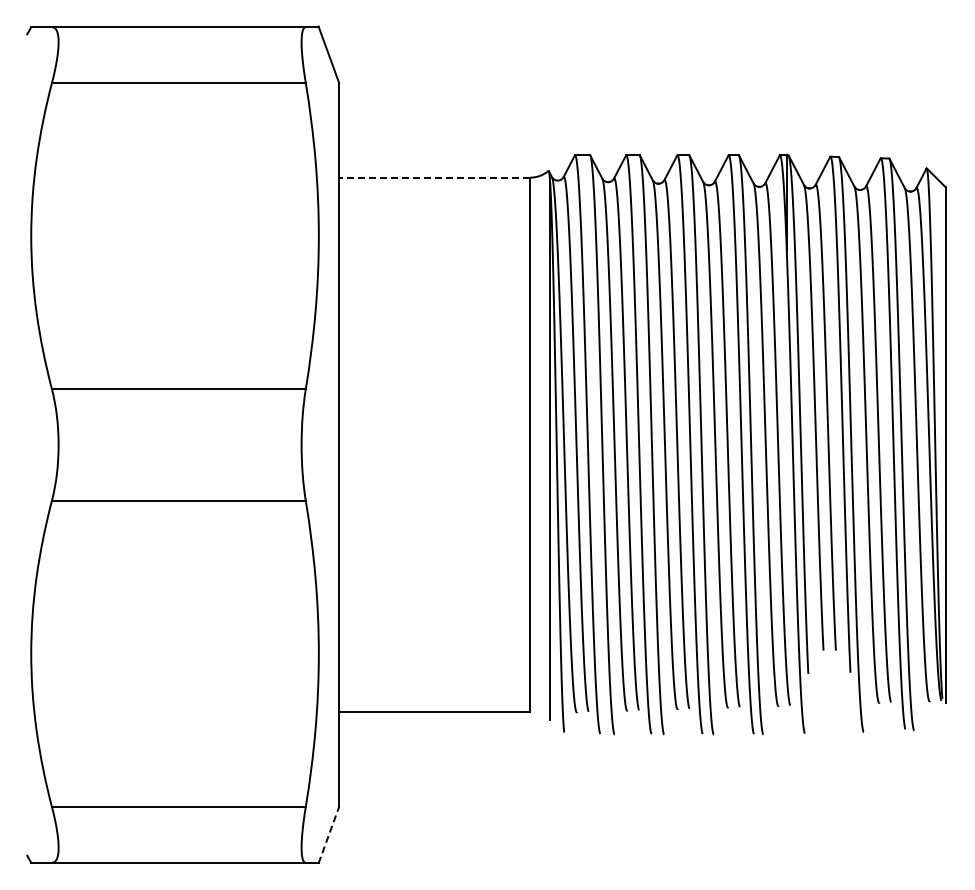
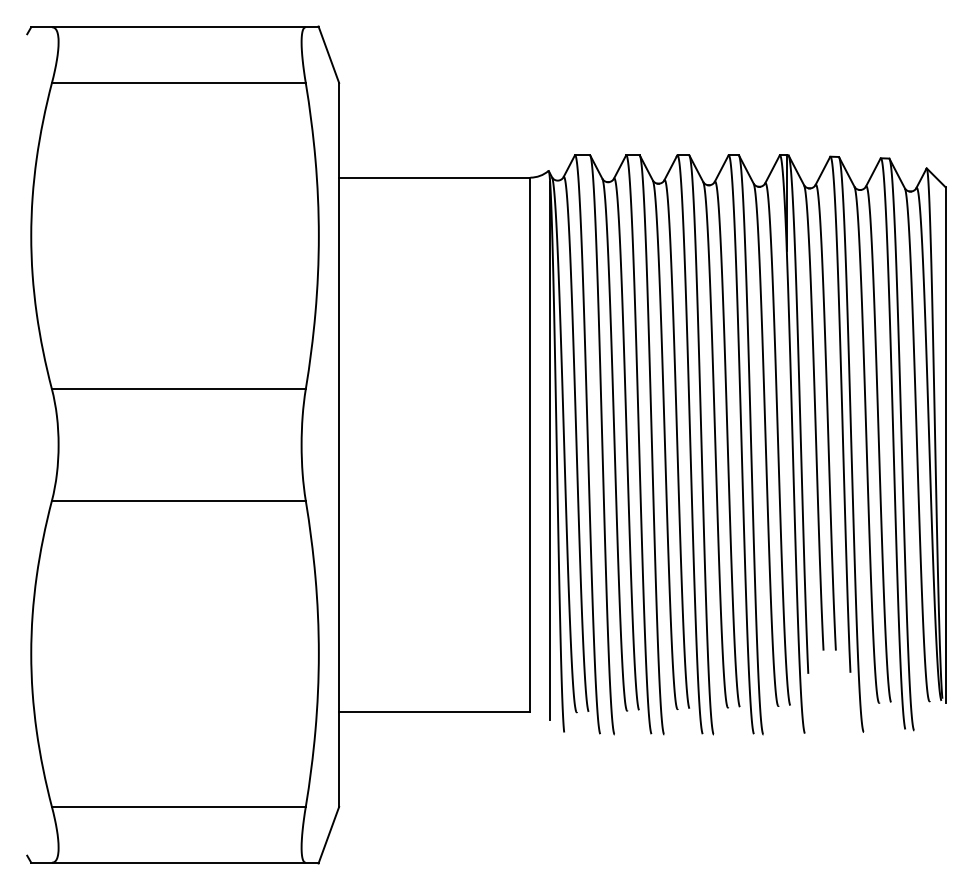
line: dashed -> solid (434, 177)
line: dashed -> solid (329, 834)
